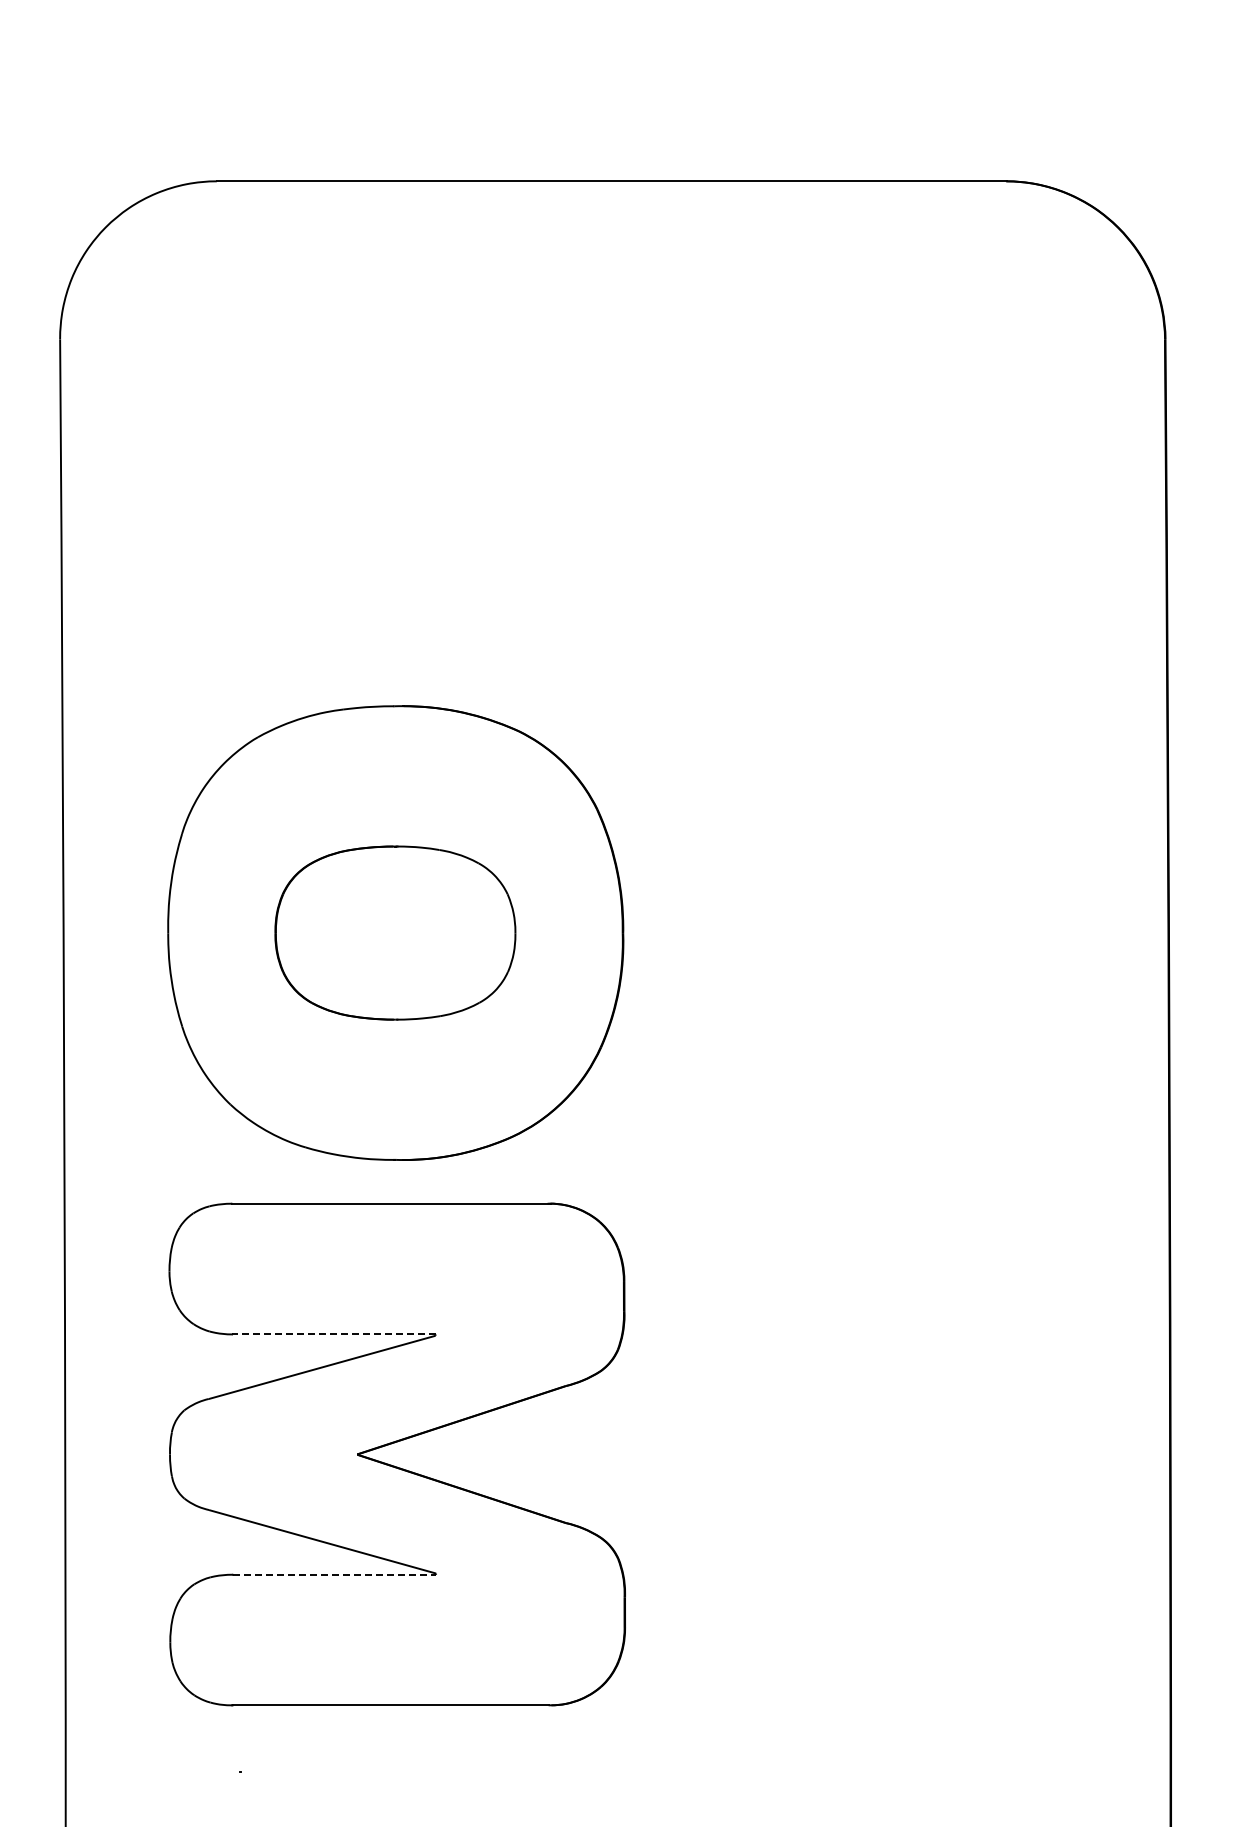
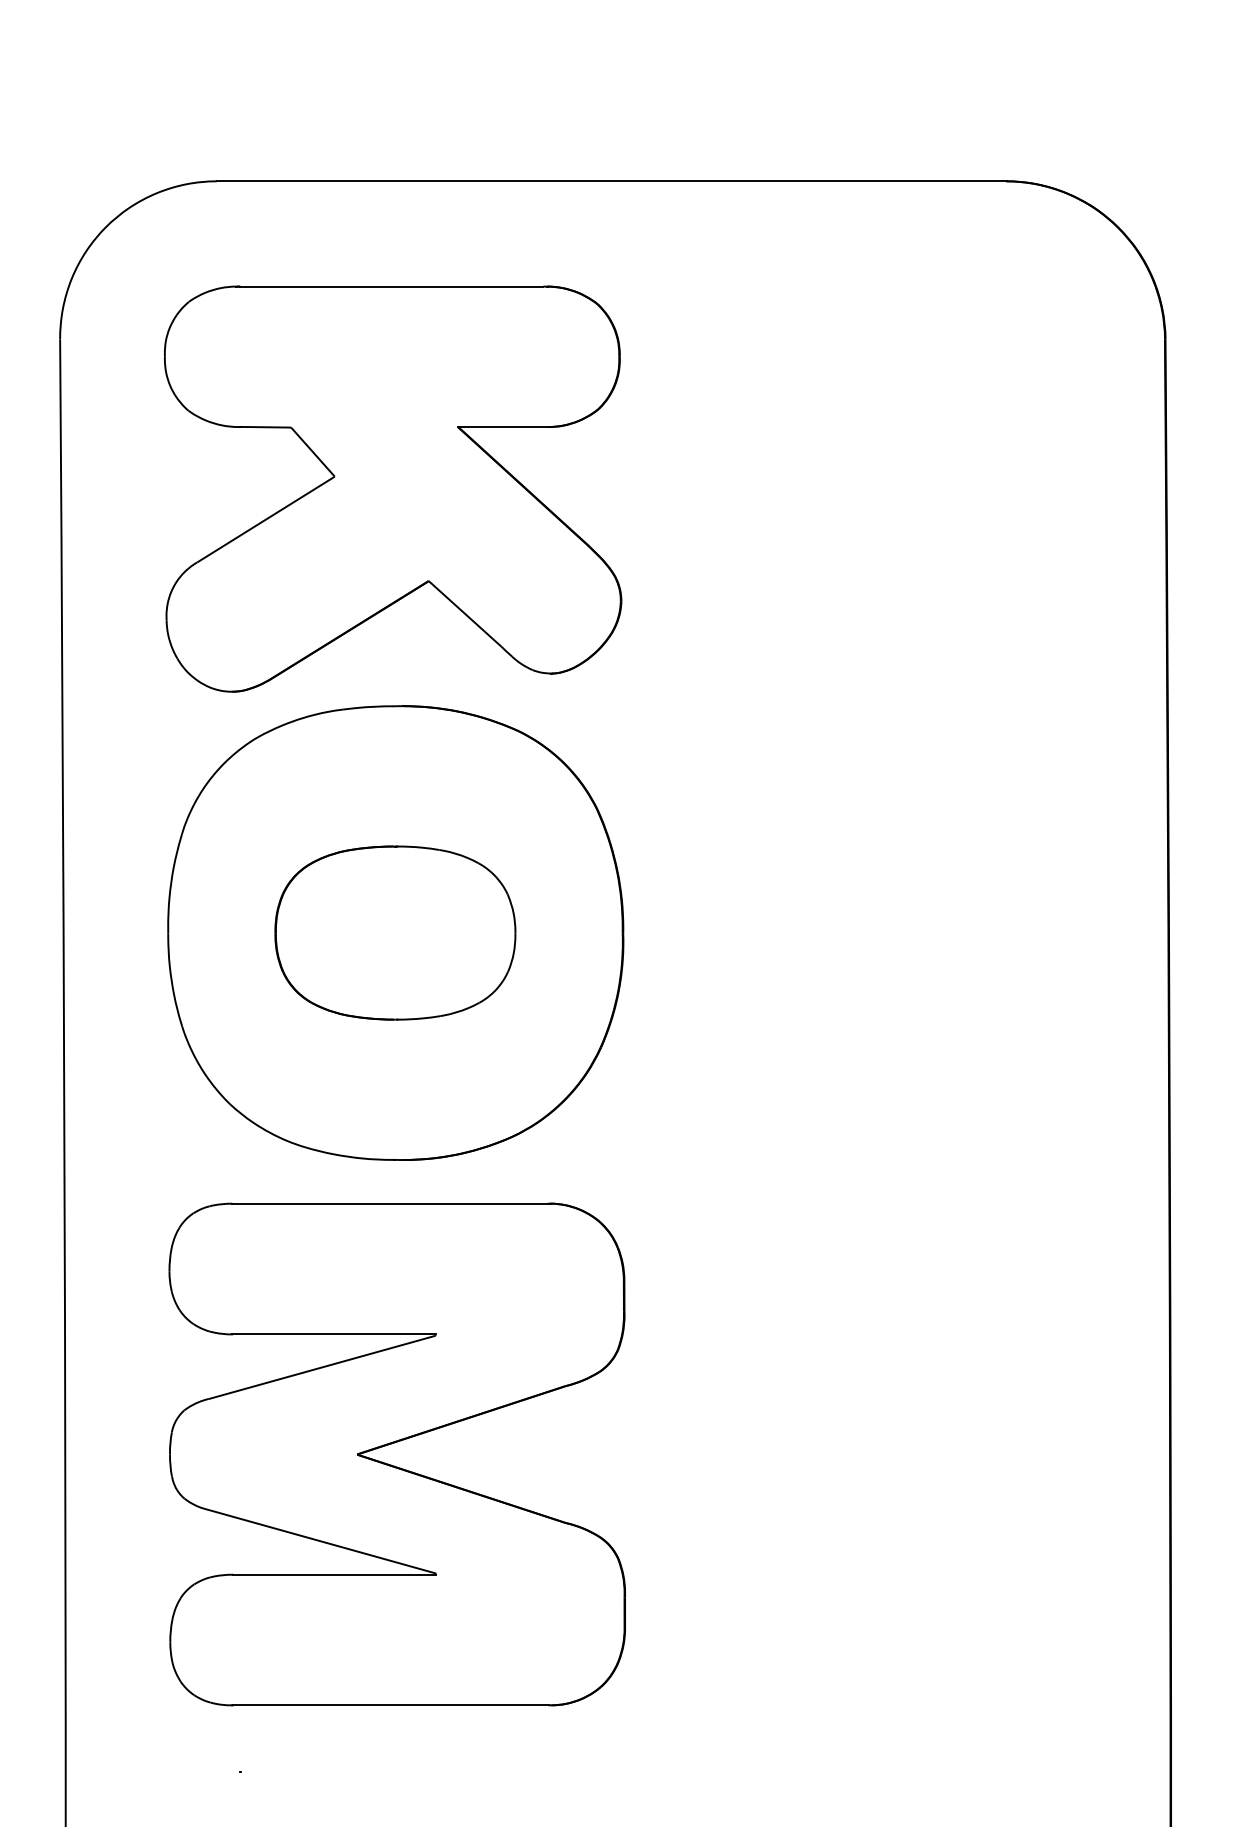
part: none -> present (393, 488)
line: dashed -> solid (334, 1334)
line: dashed -> solid (334, 1574)
